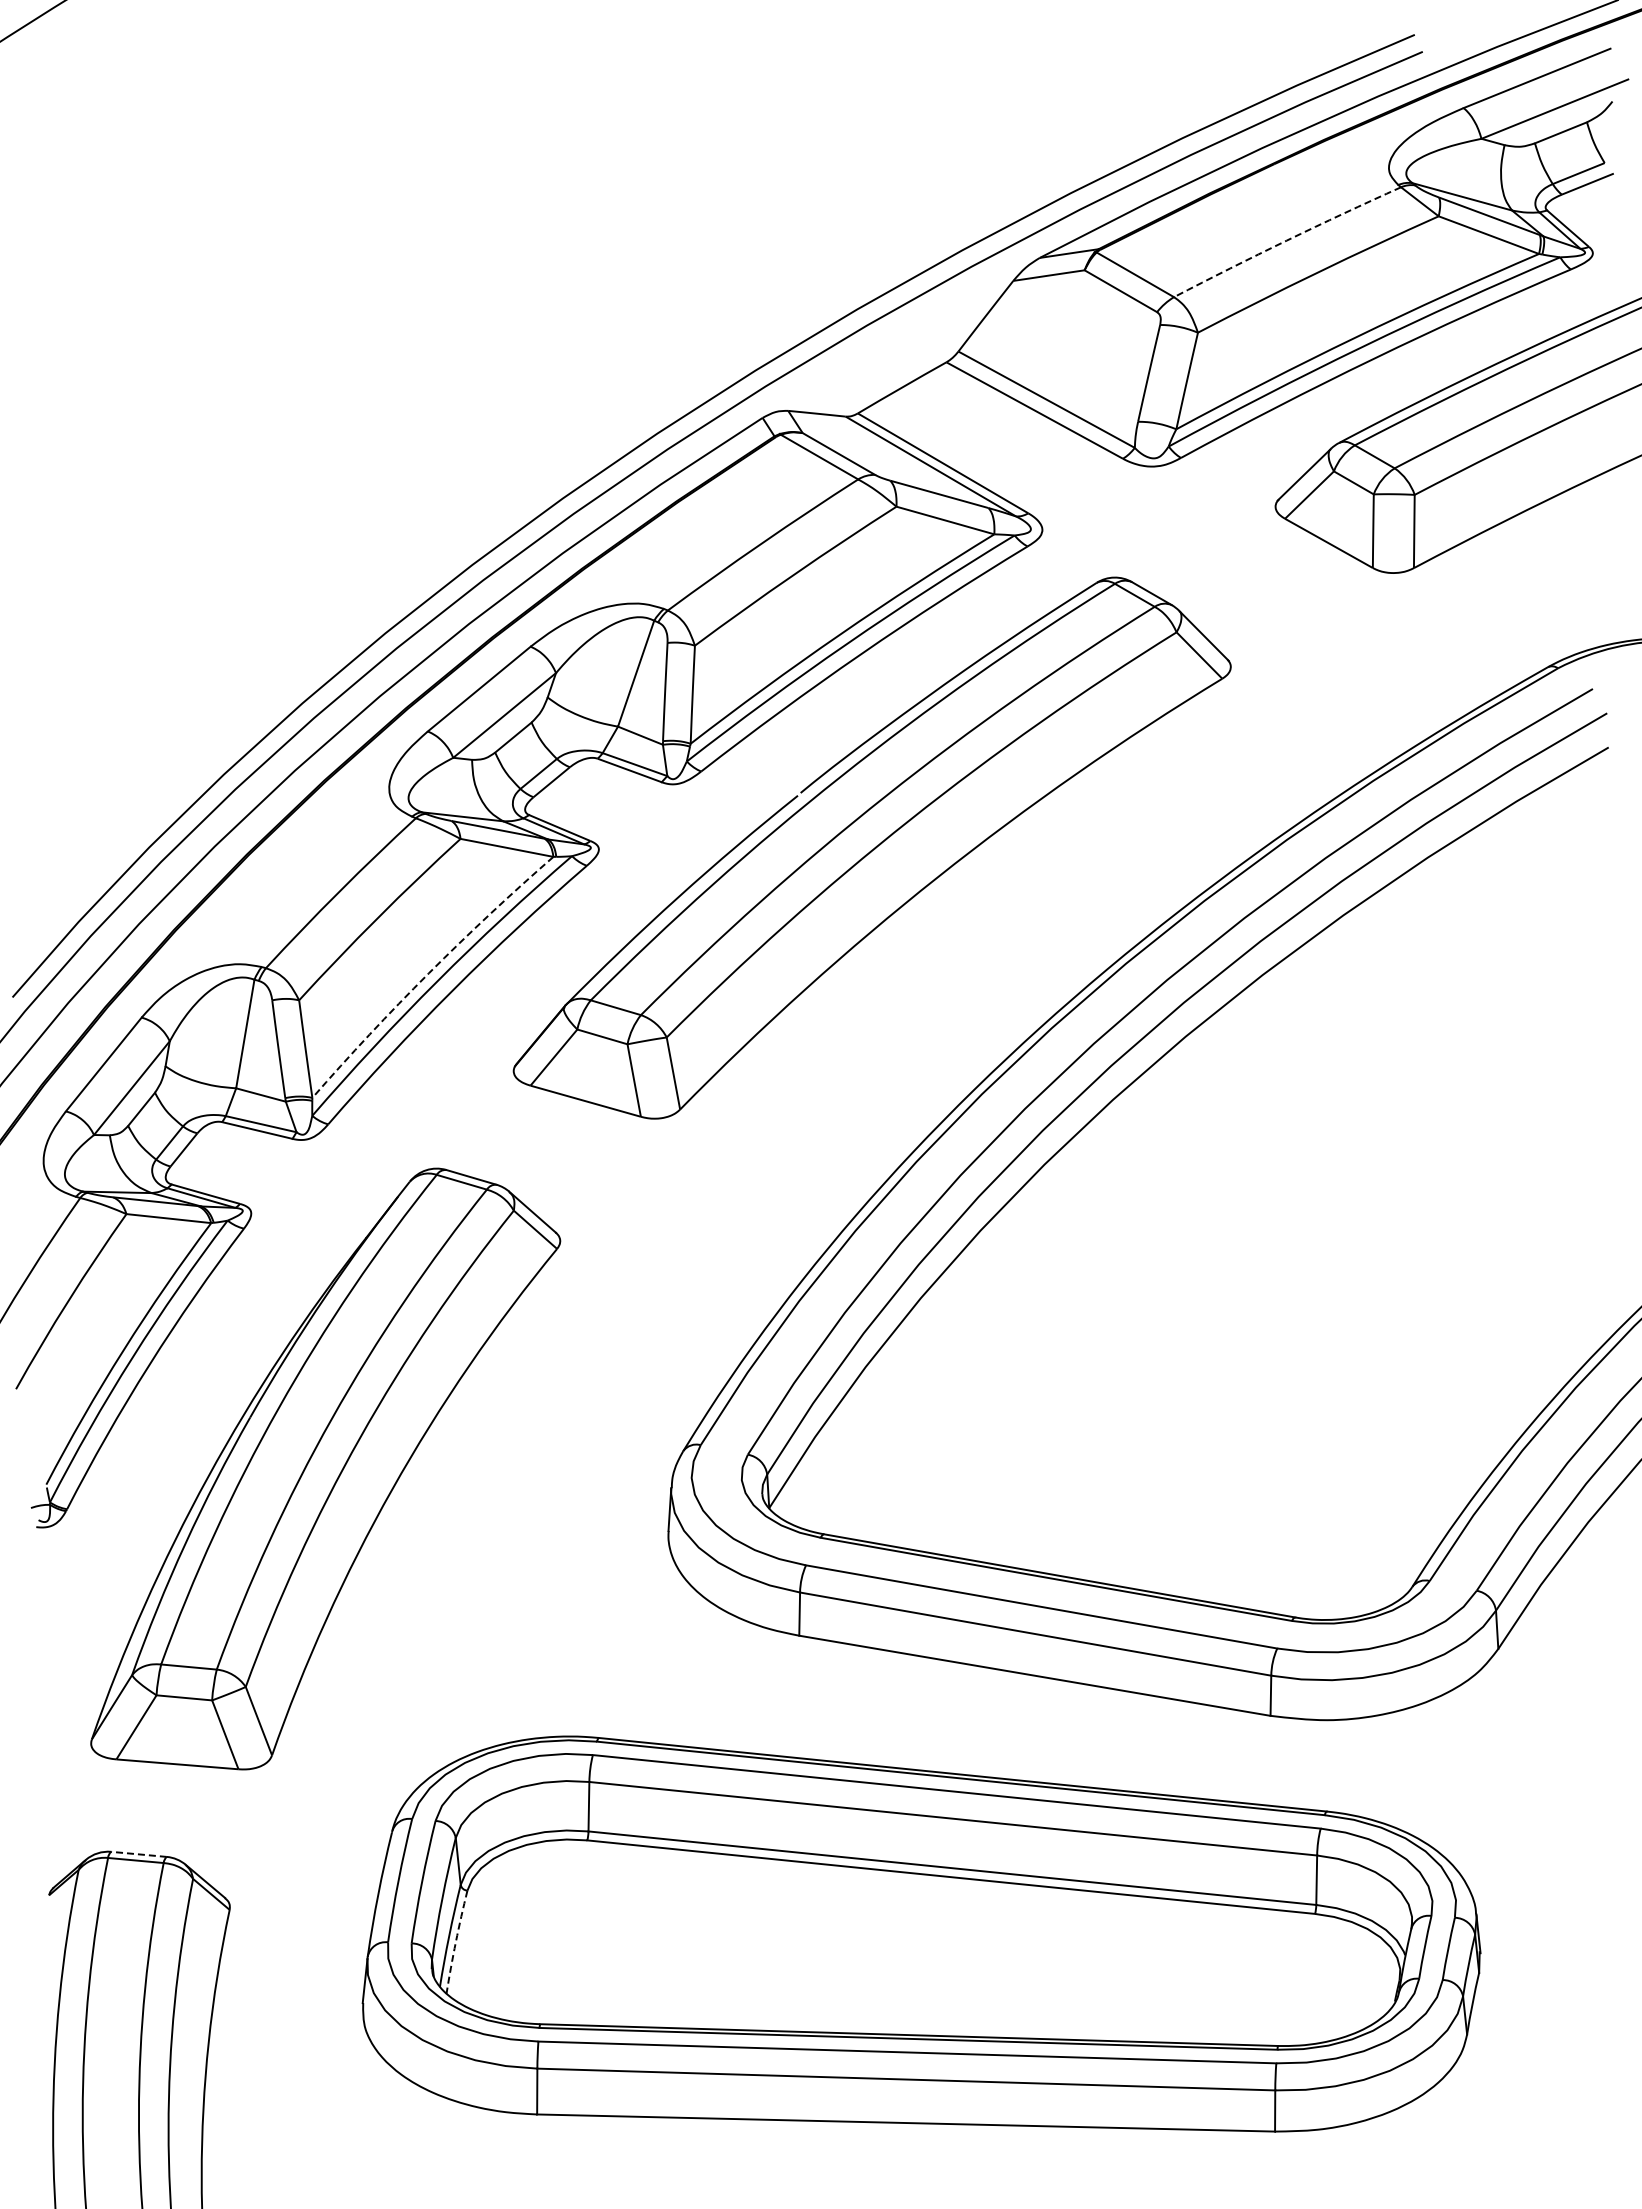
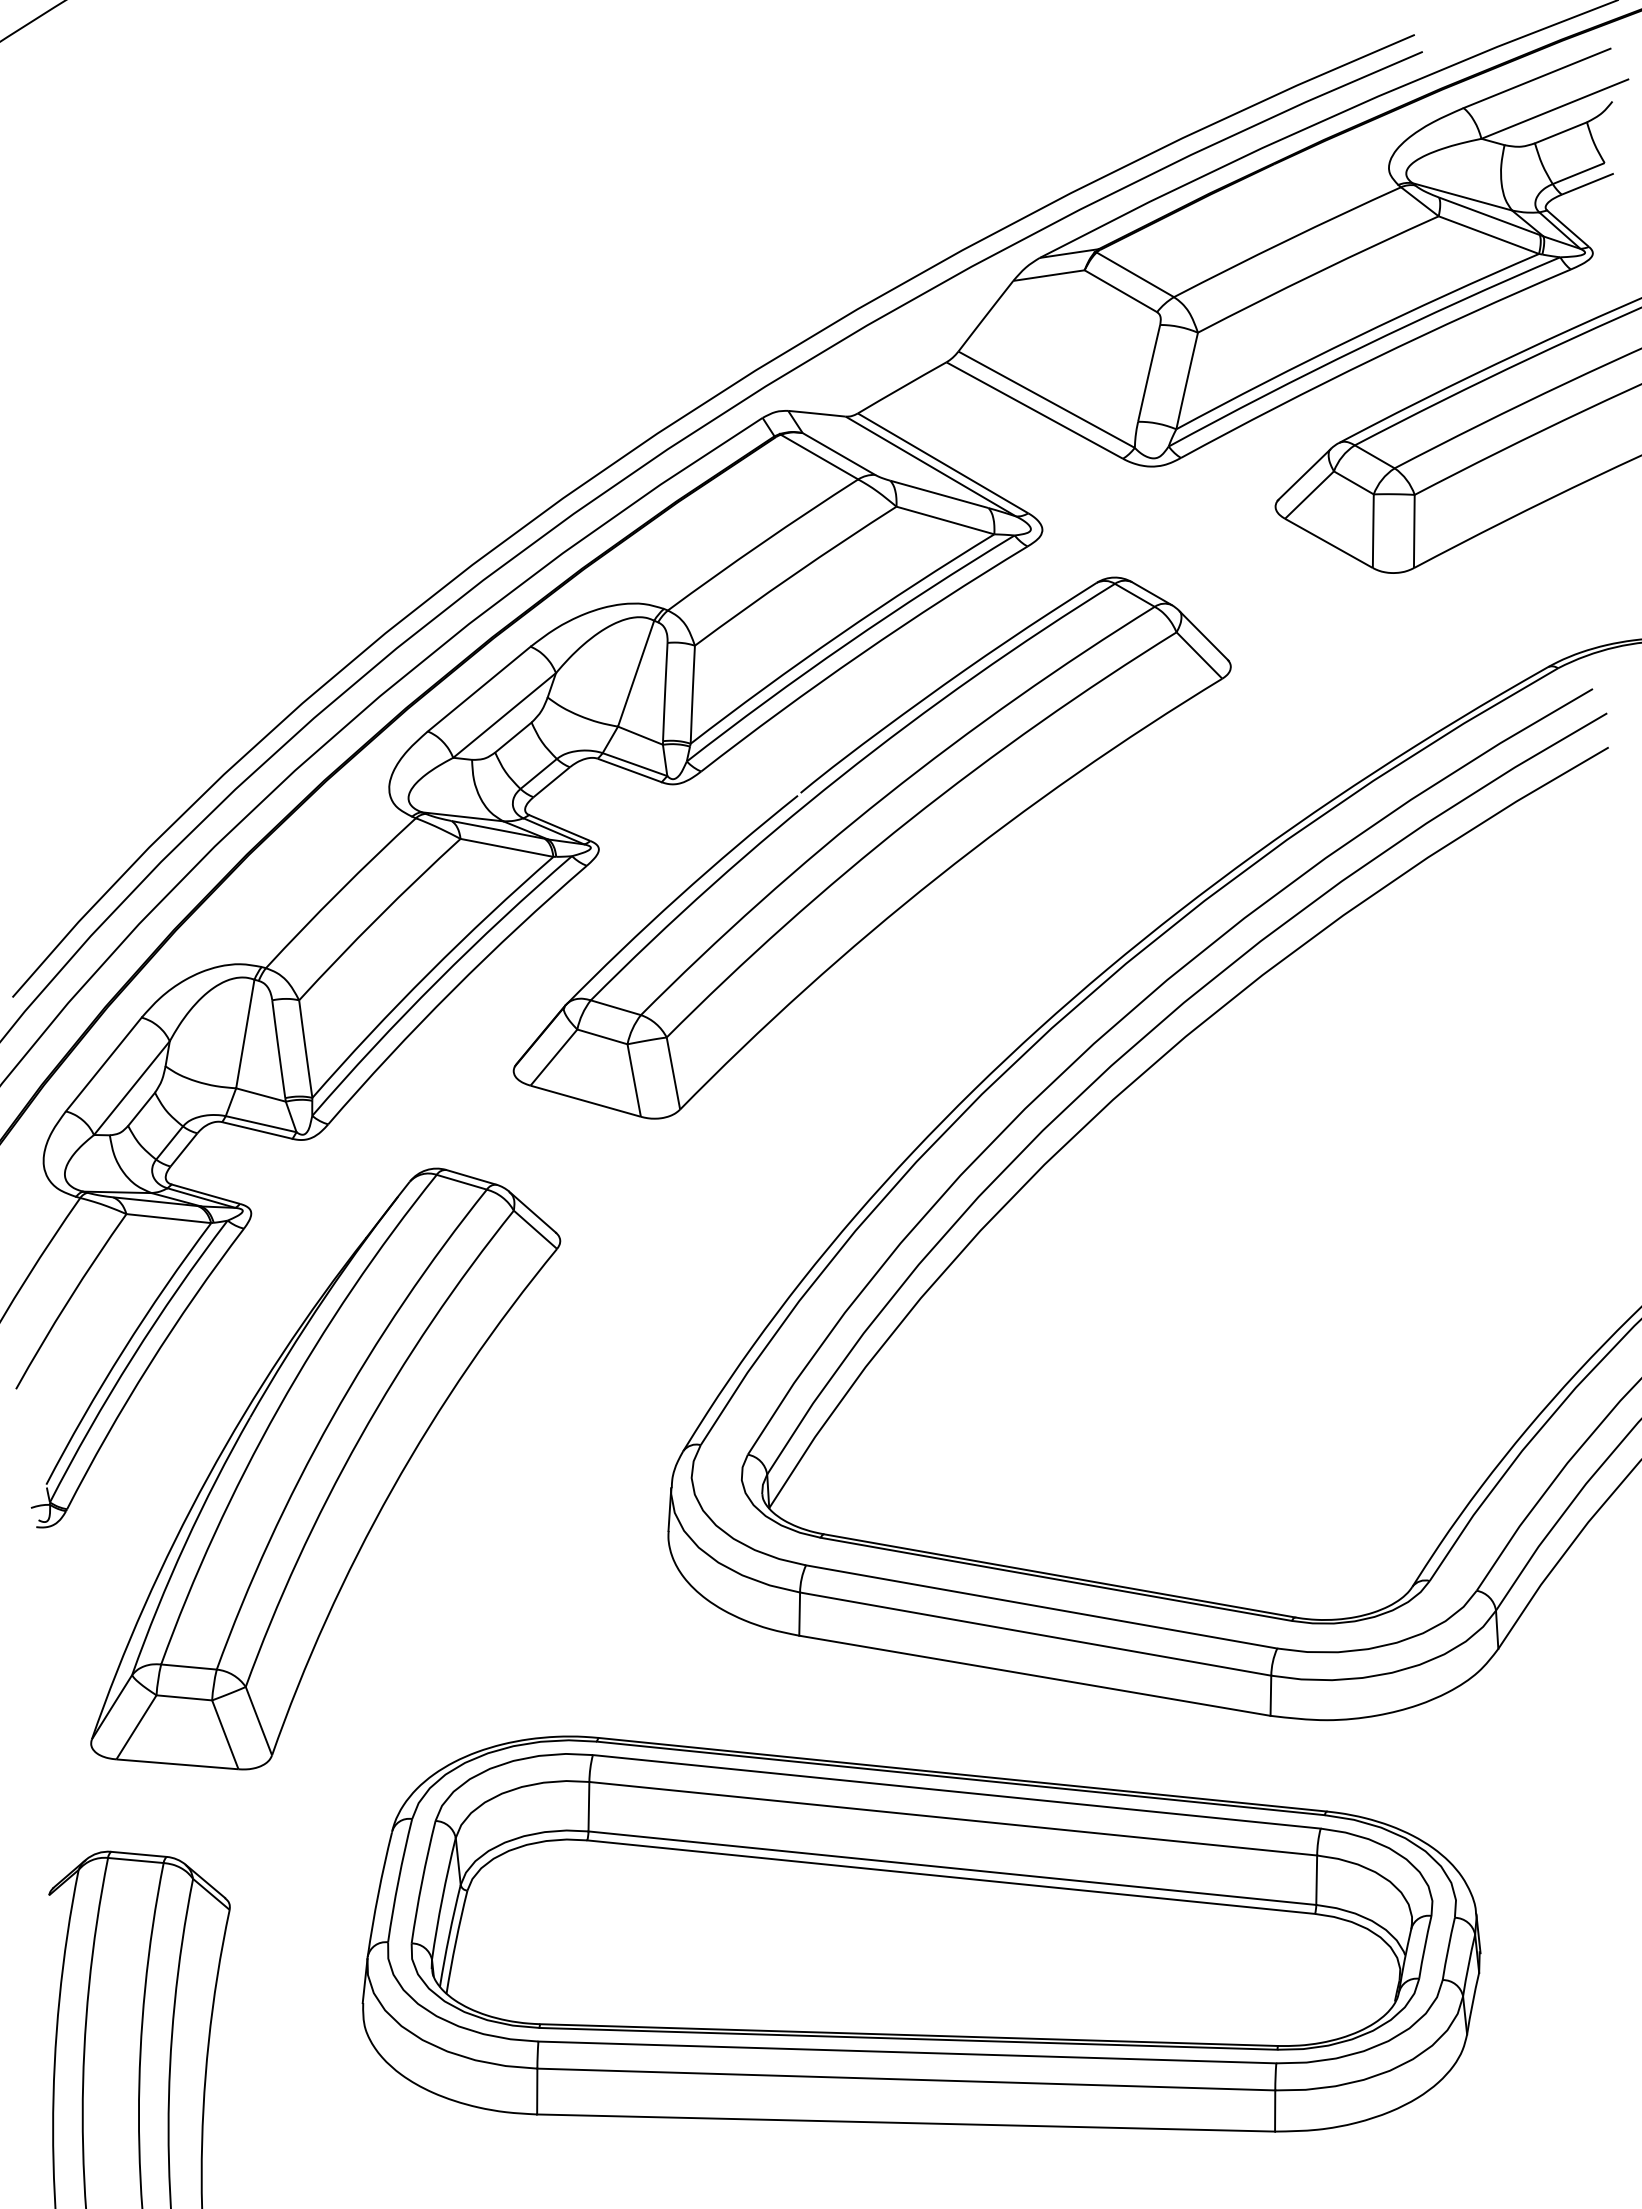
arc: dashed -> solid (1286, 240)
arc: dashed -> solid (428, 973)
line: dashed -> solid (139, 1854)
arc: dashed -> solid (455, 1942)
